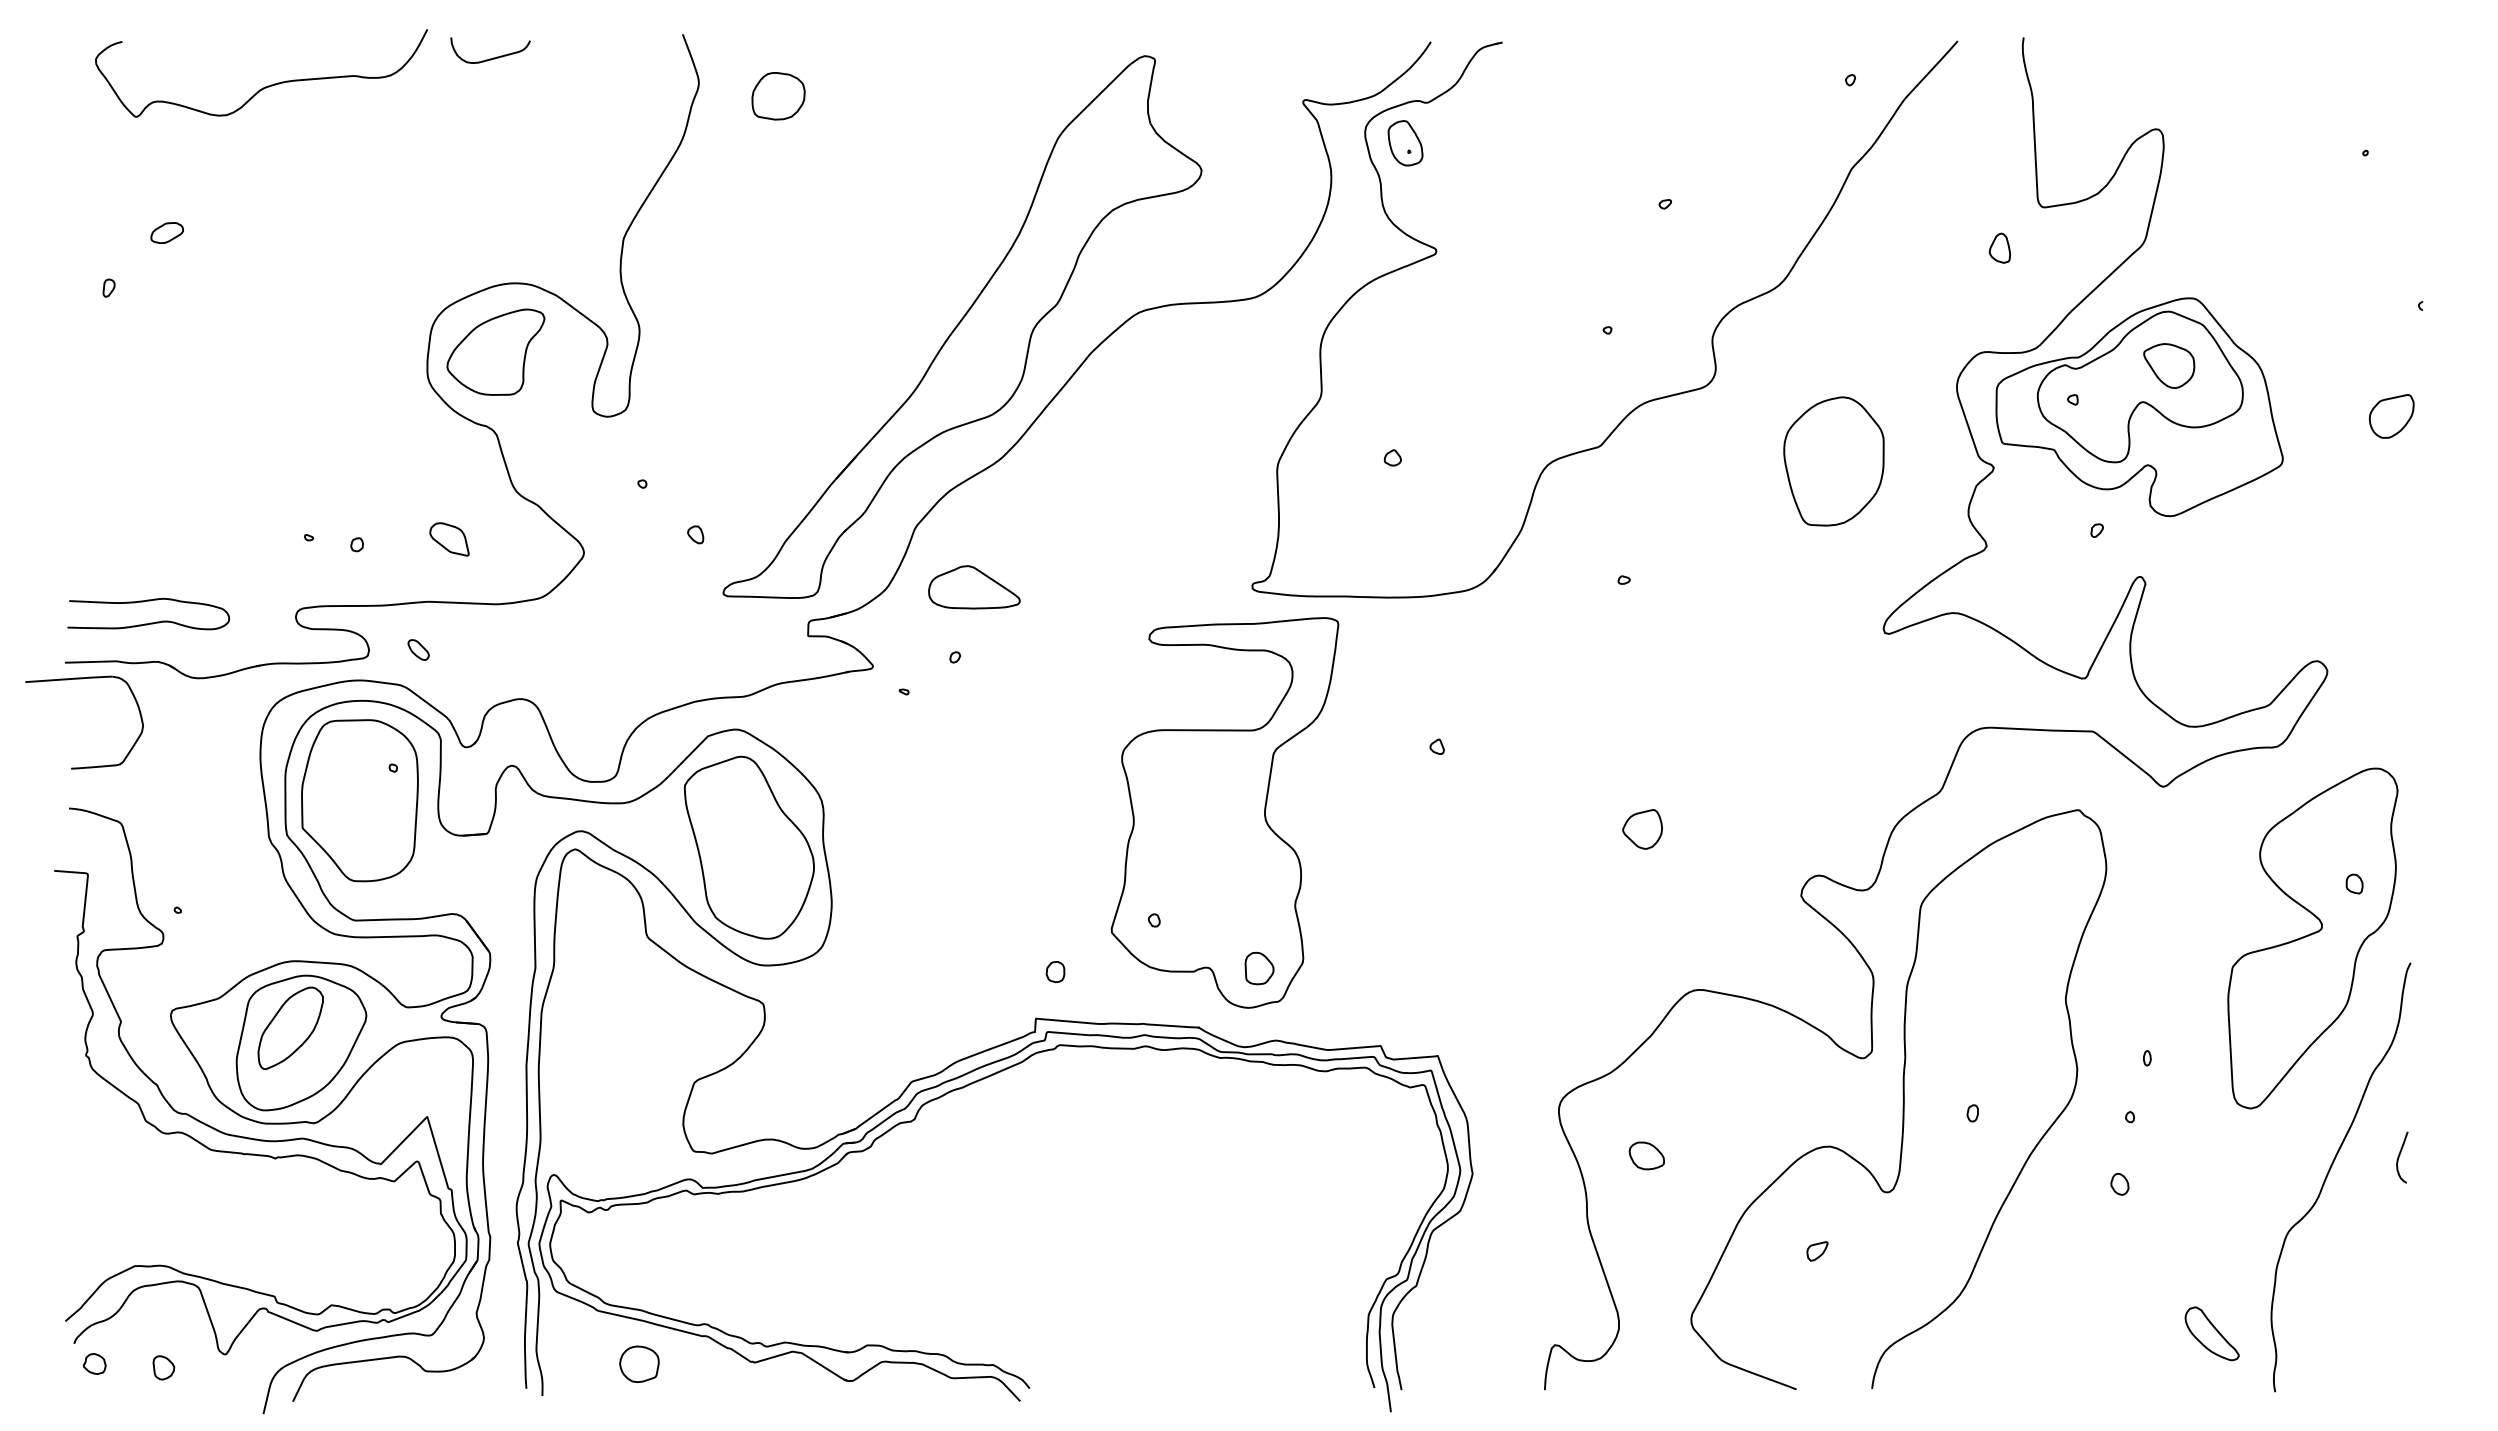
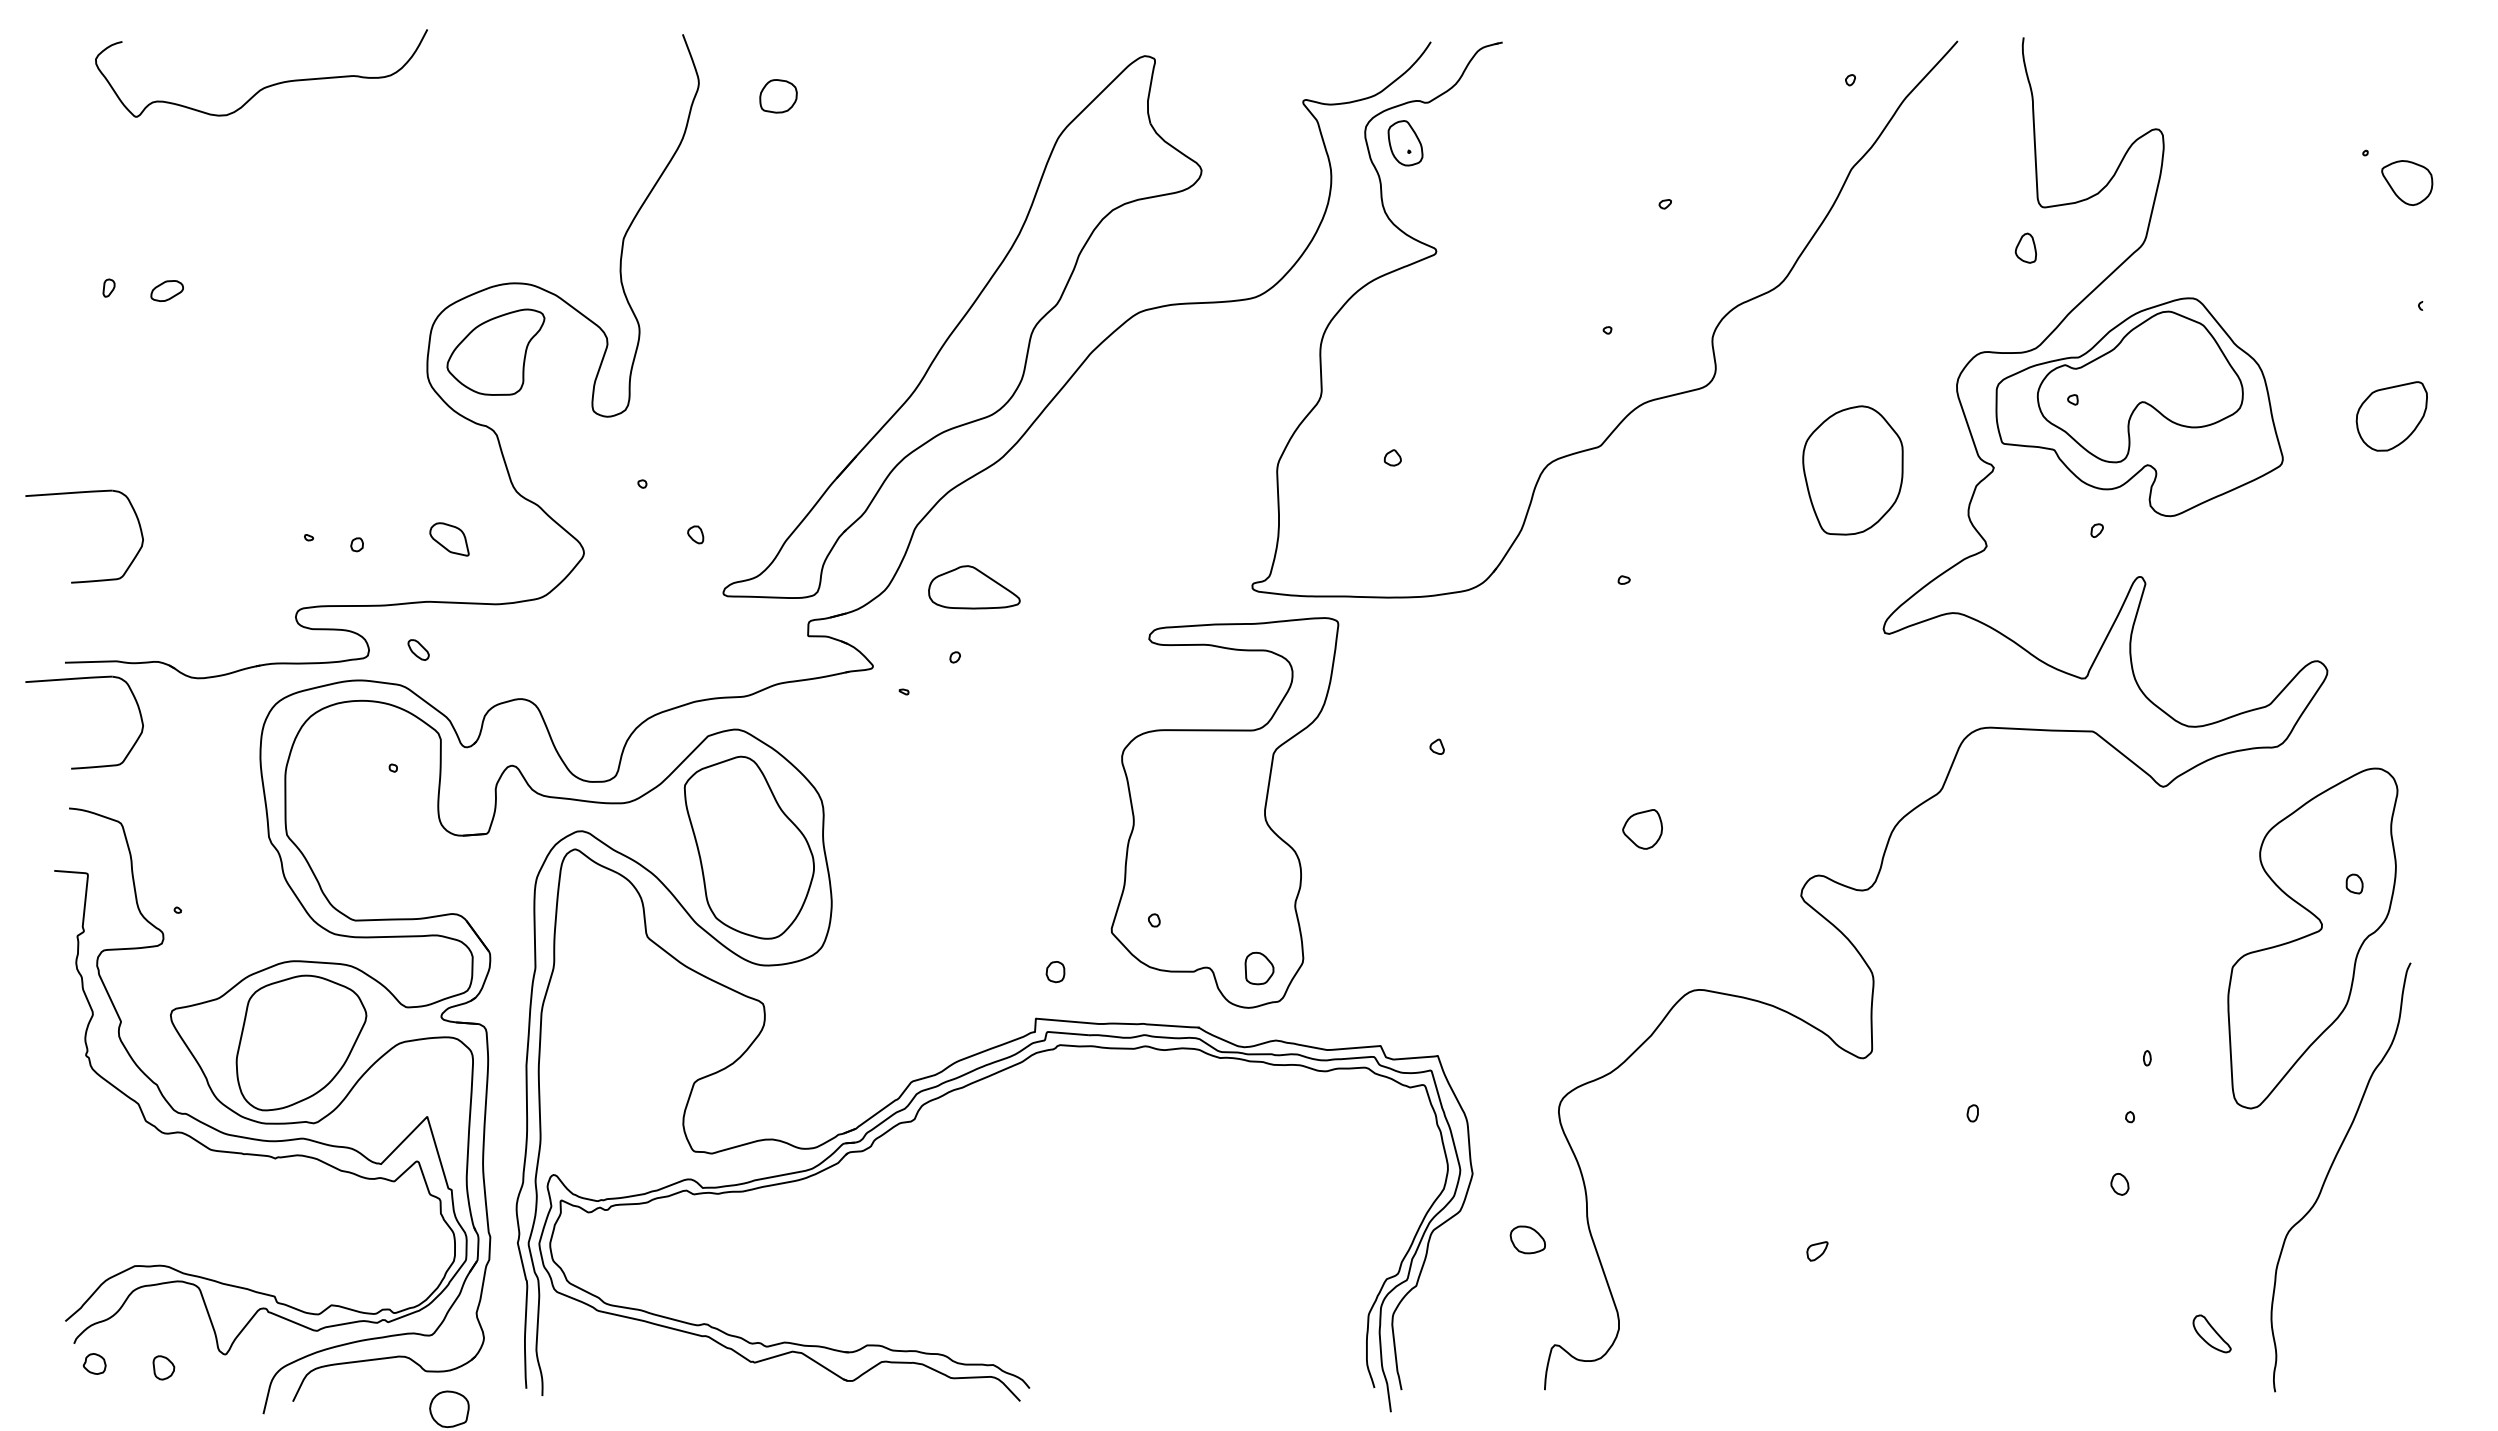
curve: present -> none (493, 57)
part size: 55x49 px -> 39x35 px (778, 96)
part position: (166, 232) -> (166, 290) (166, 290)
part position: (1999, 247) -> (2025, 247) (2025, 247)
part position: (2169, 365) -> (2407, 182) (2407, 182)
part size: 47x45 px -> 73x71 px (2391, 416)
part position: (1833, 461) -> (1852, 470) (1852, 470)
part: none -> present (82, 493)
curve: present -> none (150, 622)
part: present -> none (359, 800)
part: present -> none (290, 1027)
curve: present -> none (1903, 1099)
part position: (1646, 1155) -> (1527, 1239) (1527, 1239)
curve: present -> none (2400, 1155)
part size: 56x56 px -> 40x40 px (2211, 1333)
part position: (639, 1363) -> (449, 1408) (449, 1408)
